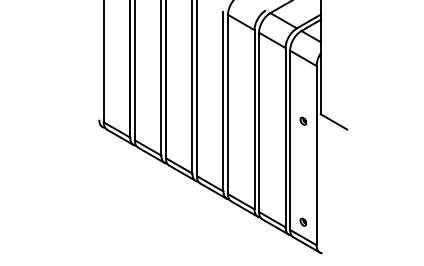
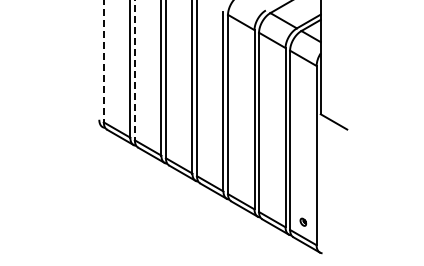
line: solid -> dashed (103, 61)
line: solid -> dashed (134, 70)
part: present -> none (302, 120)
